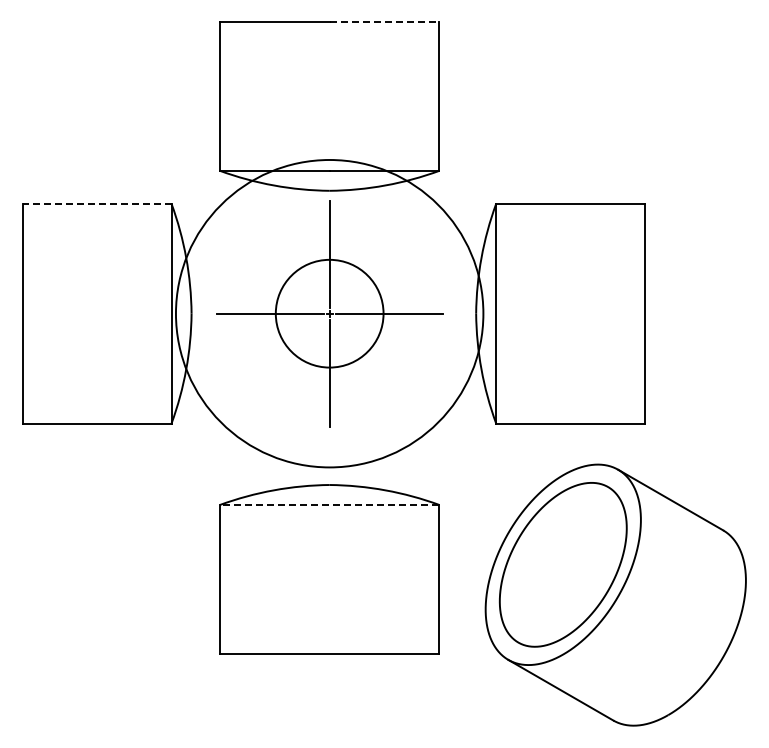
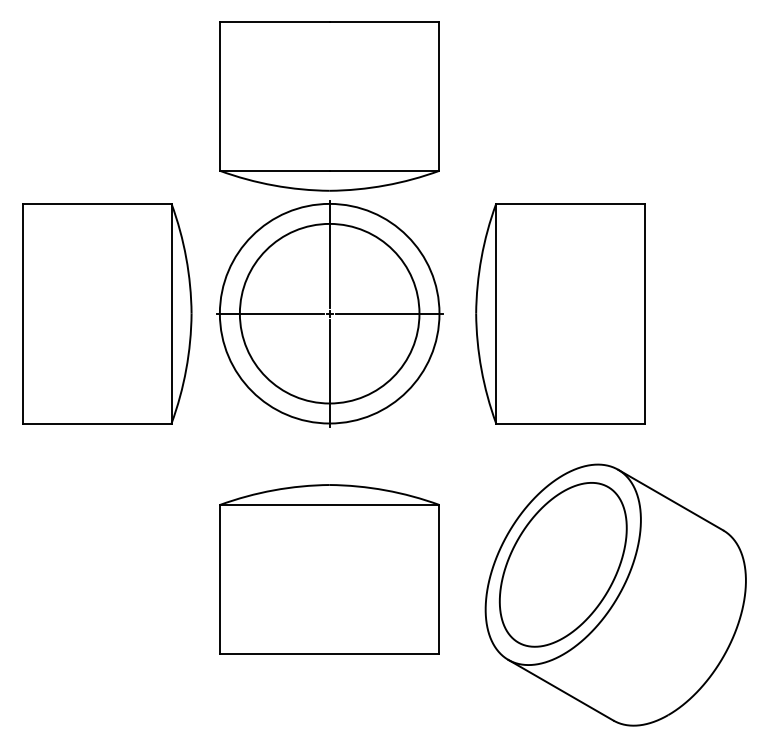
line: dashed -> solid (384, 22)
line: dashed -> solid (96, 203)
circle diameter: 108 px -> 180 px (329, 313)
circle diameter: 307 px -> 220 px (329, 313)
line: dashed -> solid (329, 505)
